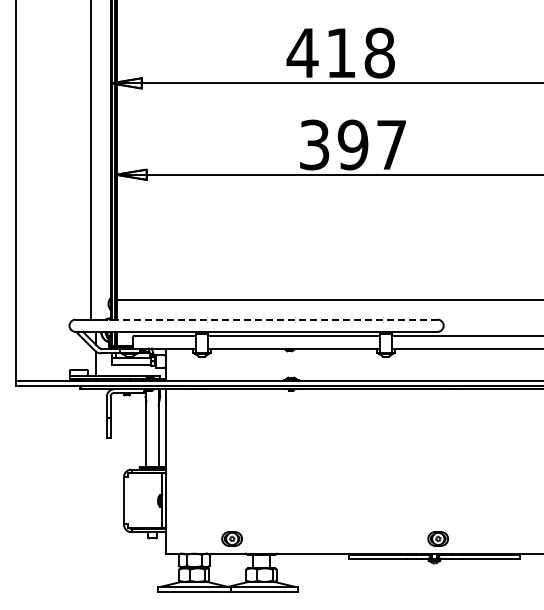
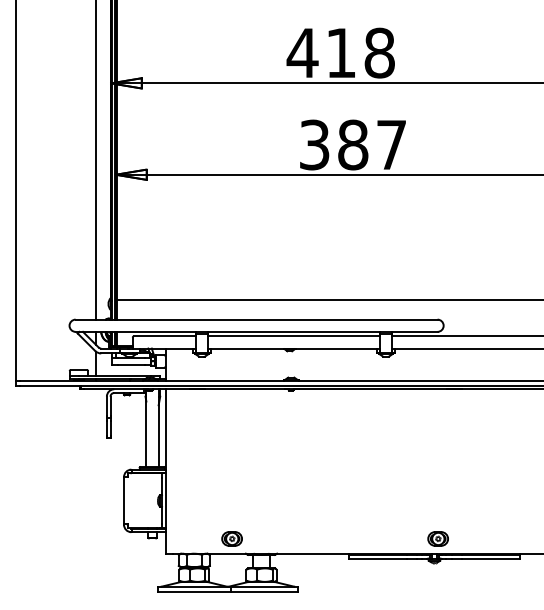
text: 397 -> 387 (352, 144)
line position: (91, 160) -> (96, 160) (96, 160)
line: dashed -> solid (271, 319)
